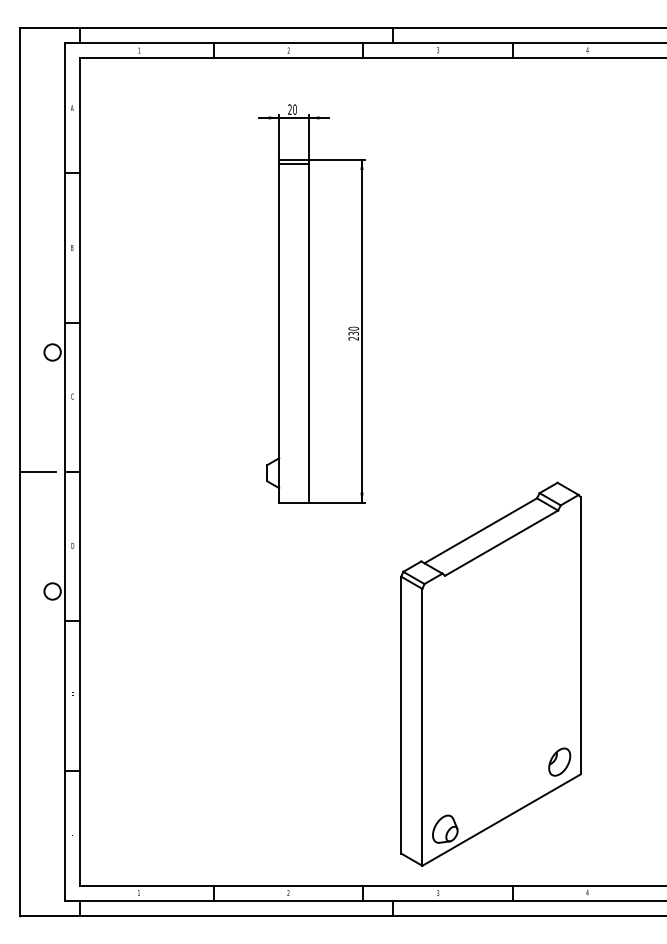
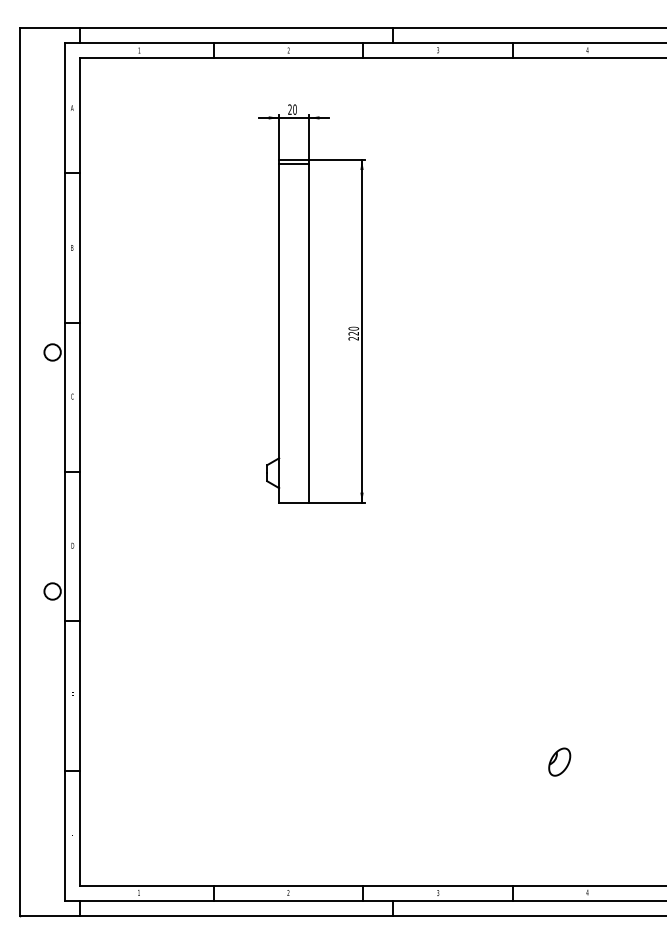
text: 230 -> 220 (354, 333)
line: present -> none (37, 472)
part: present -> none (490, 673)
